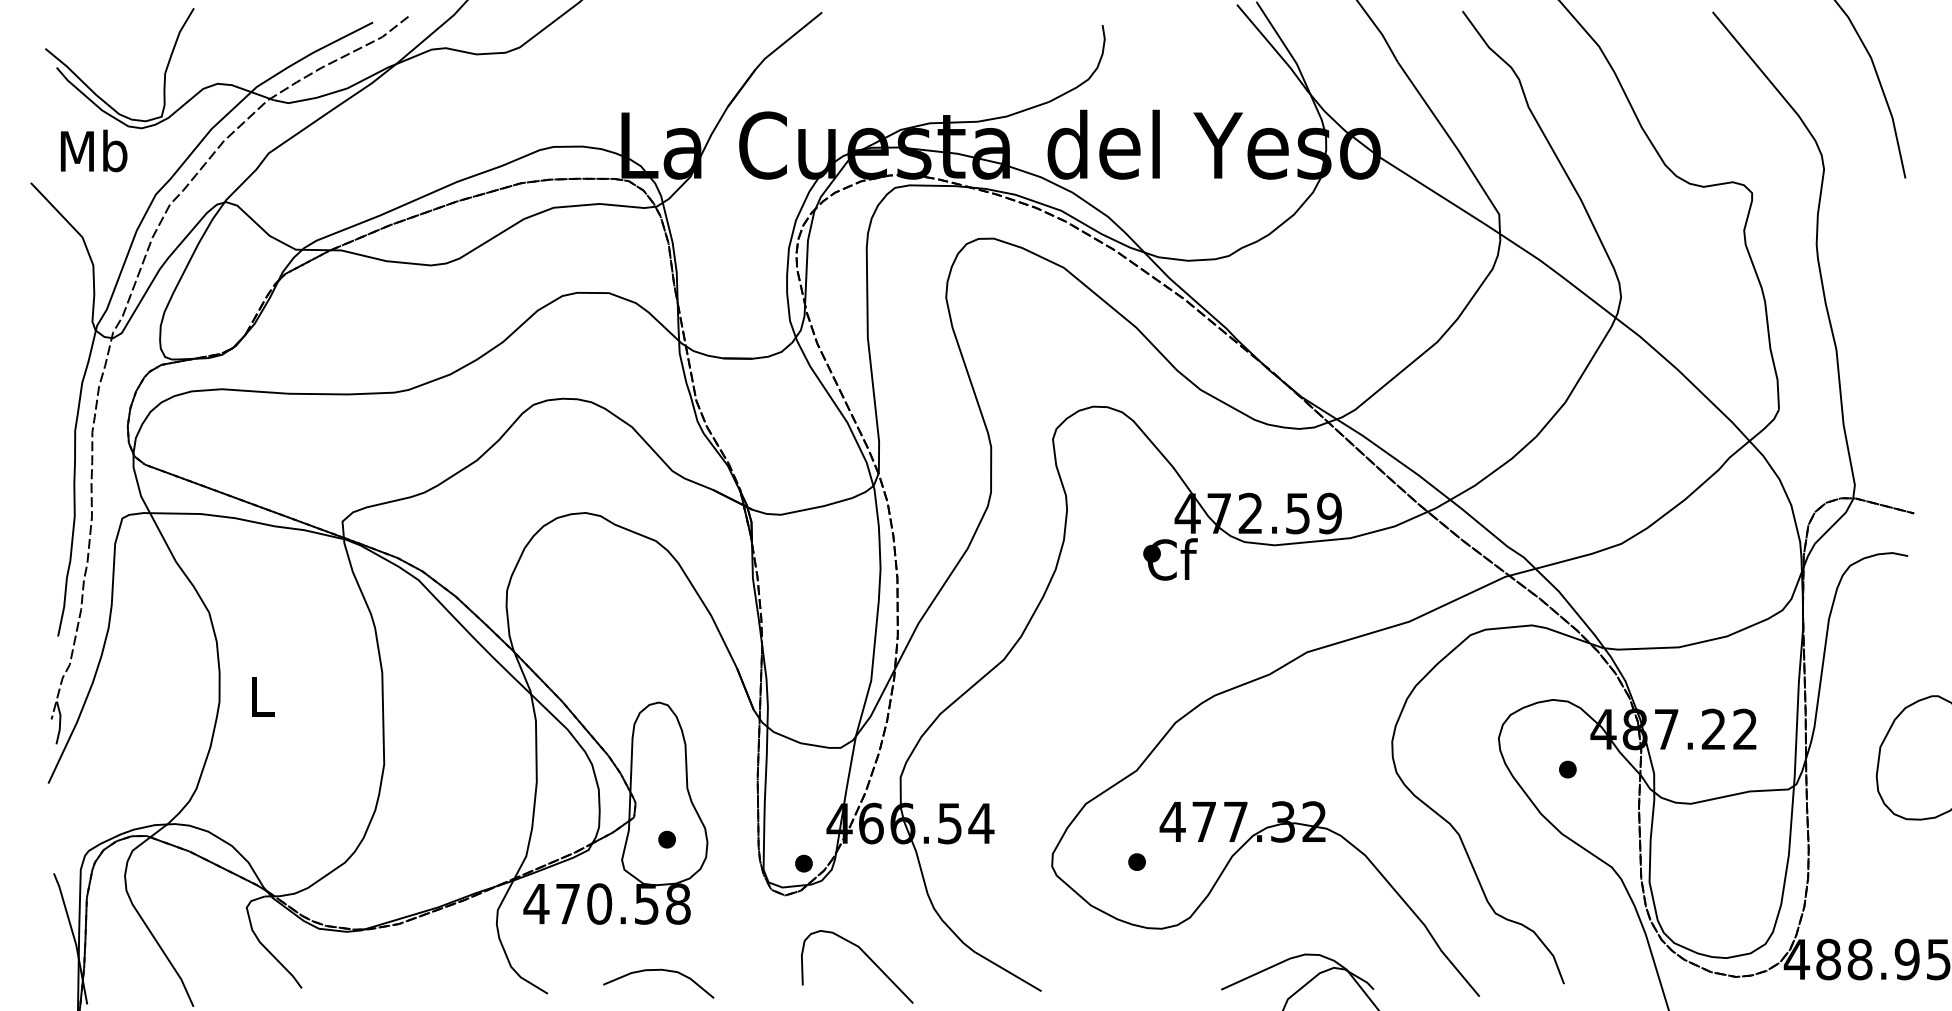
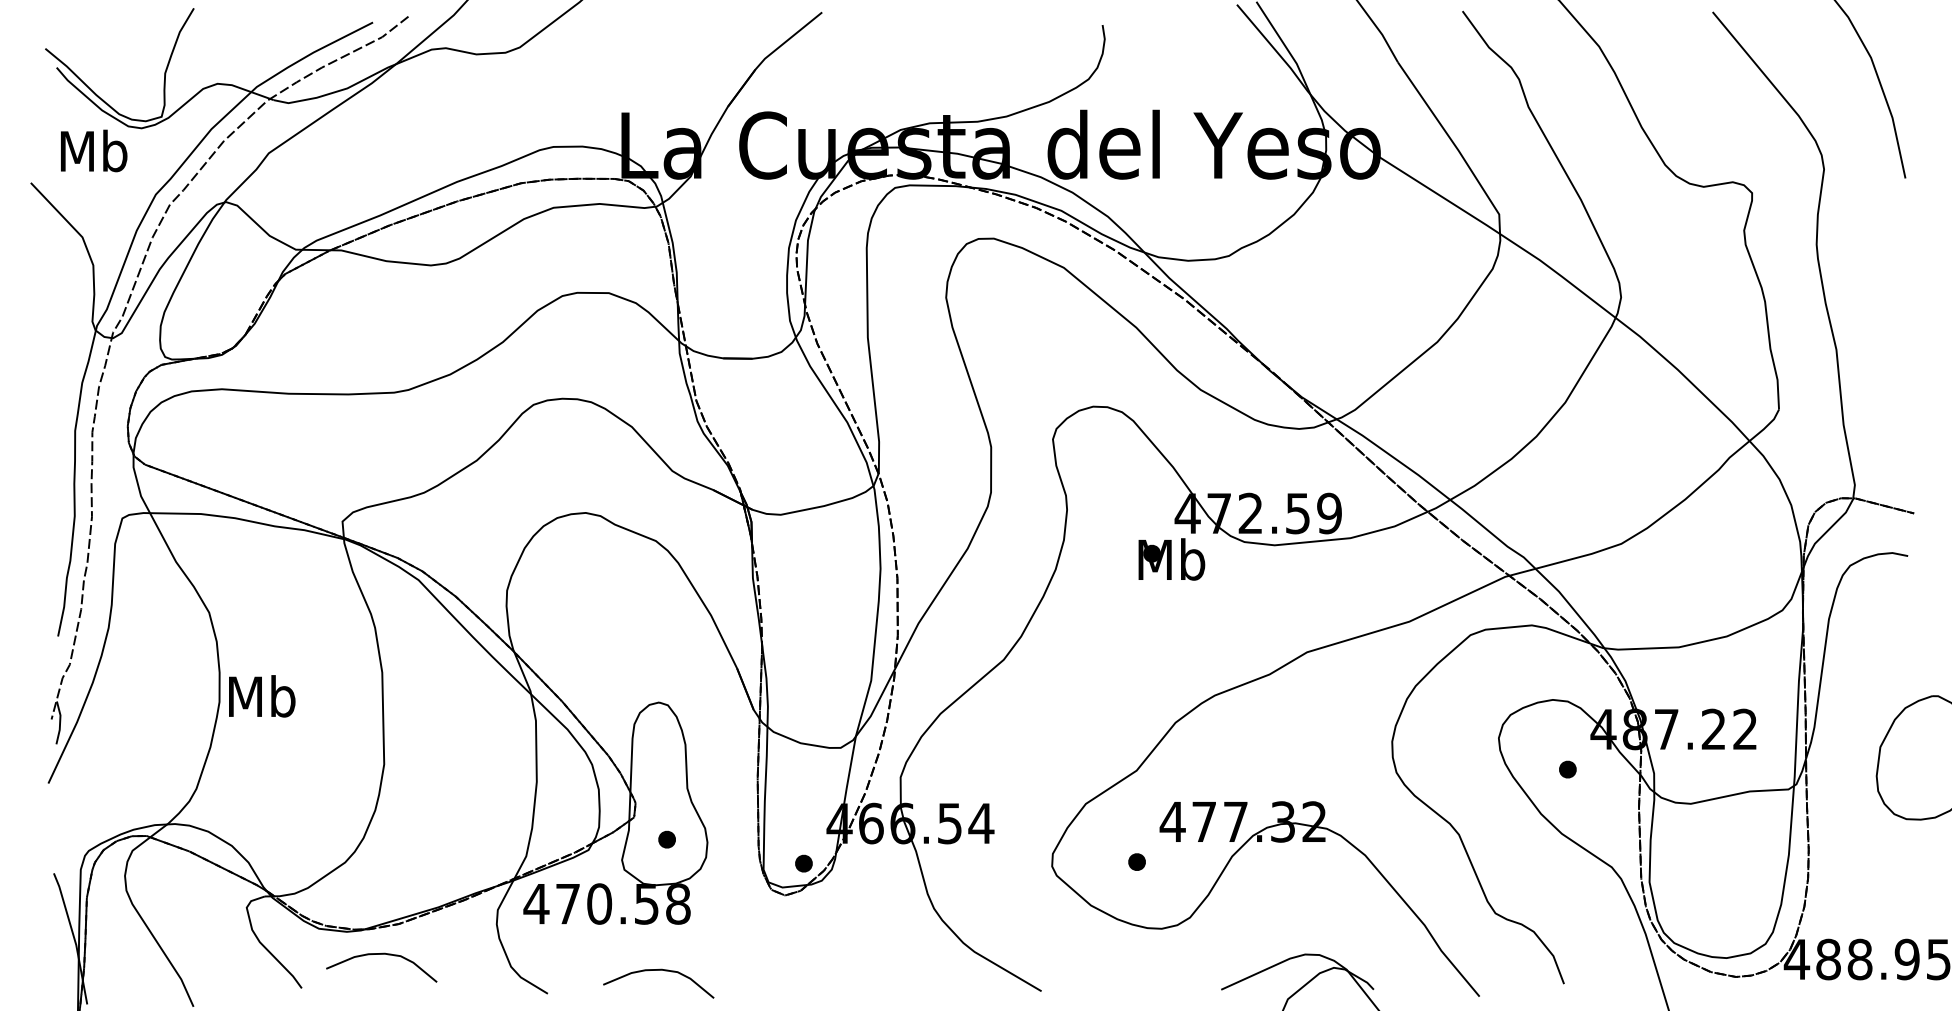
text: Cf -> Mb (1171, 559)
text: L -> Mb (262, 696)
curve: none -> present (381, 954)
curve: present -> none (866, 956)
